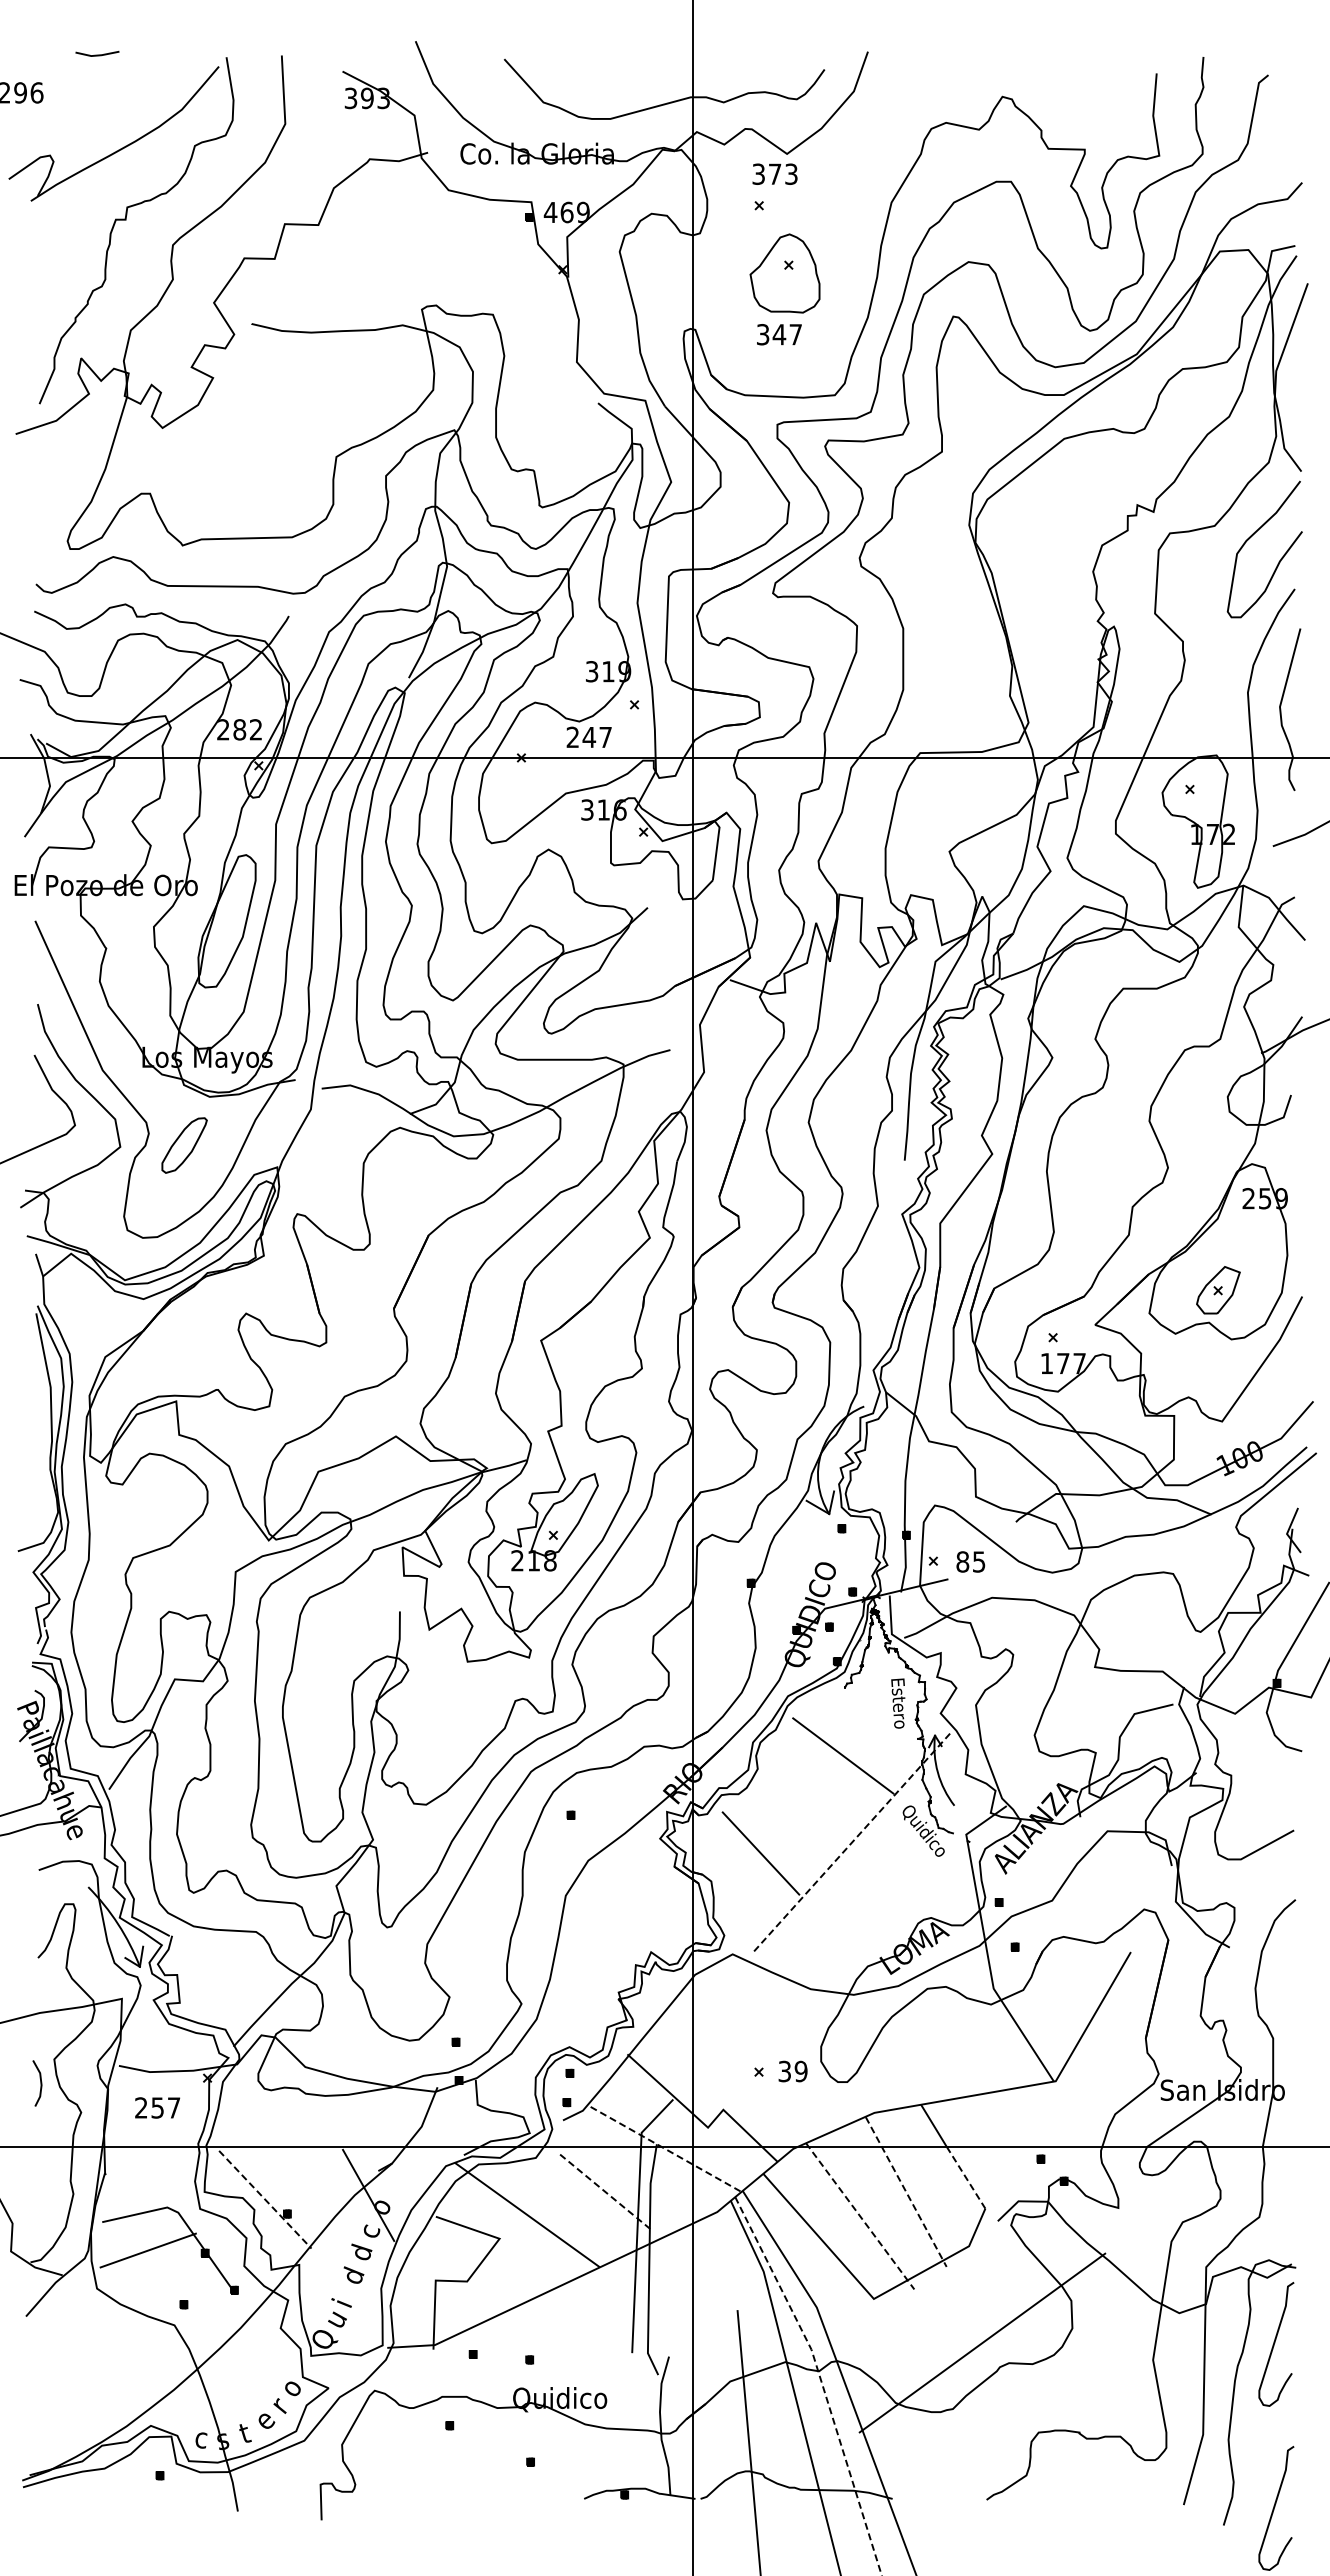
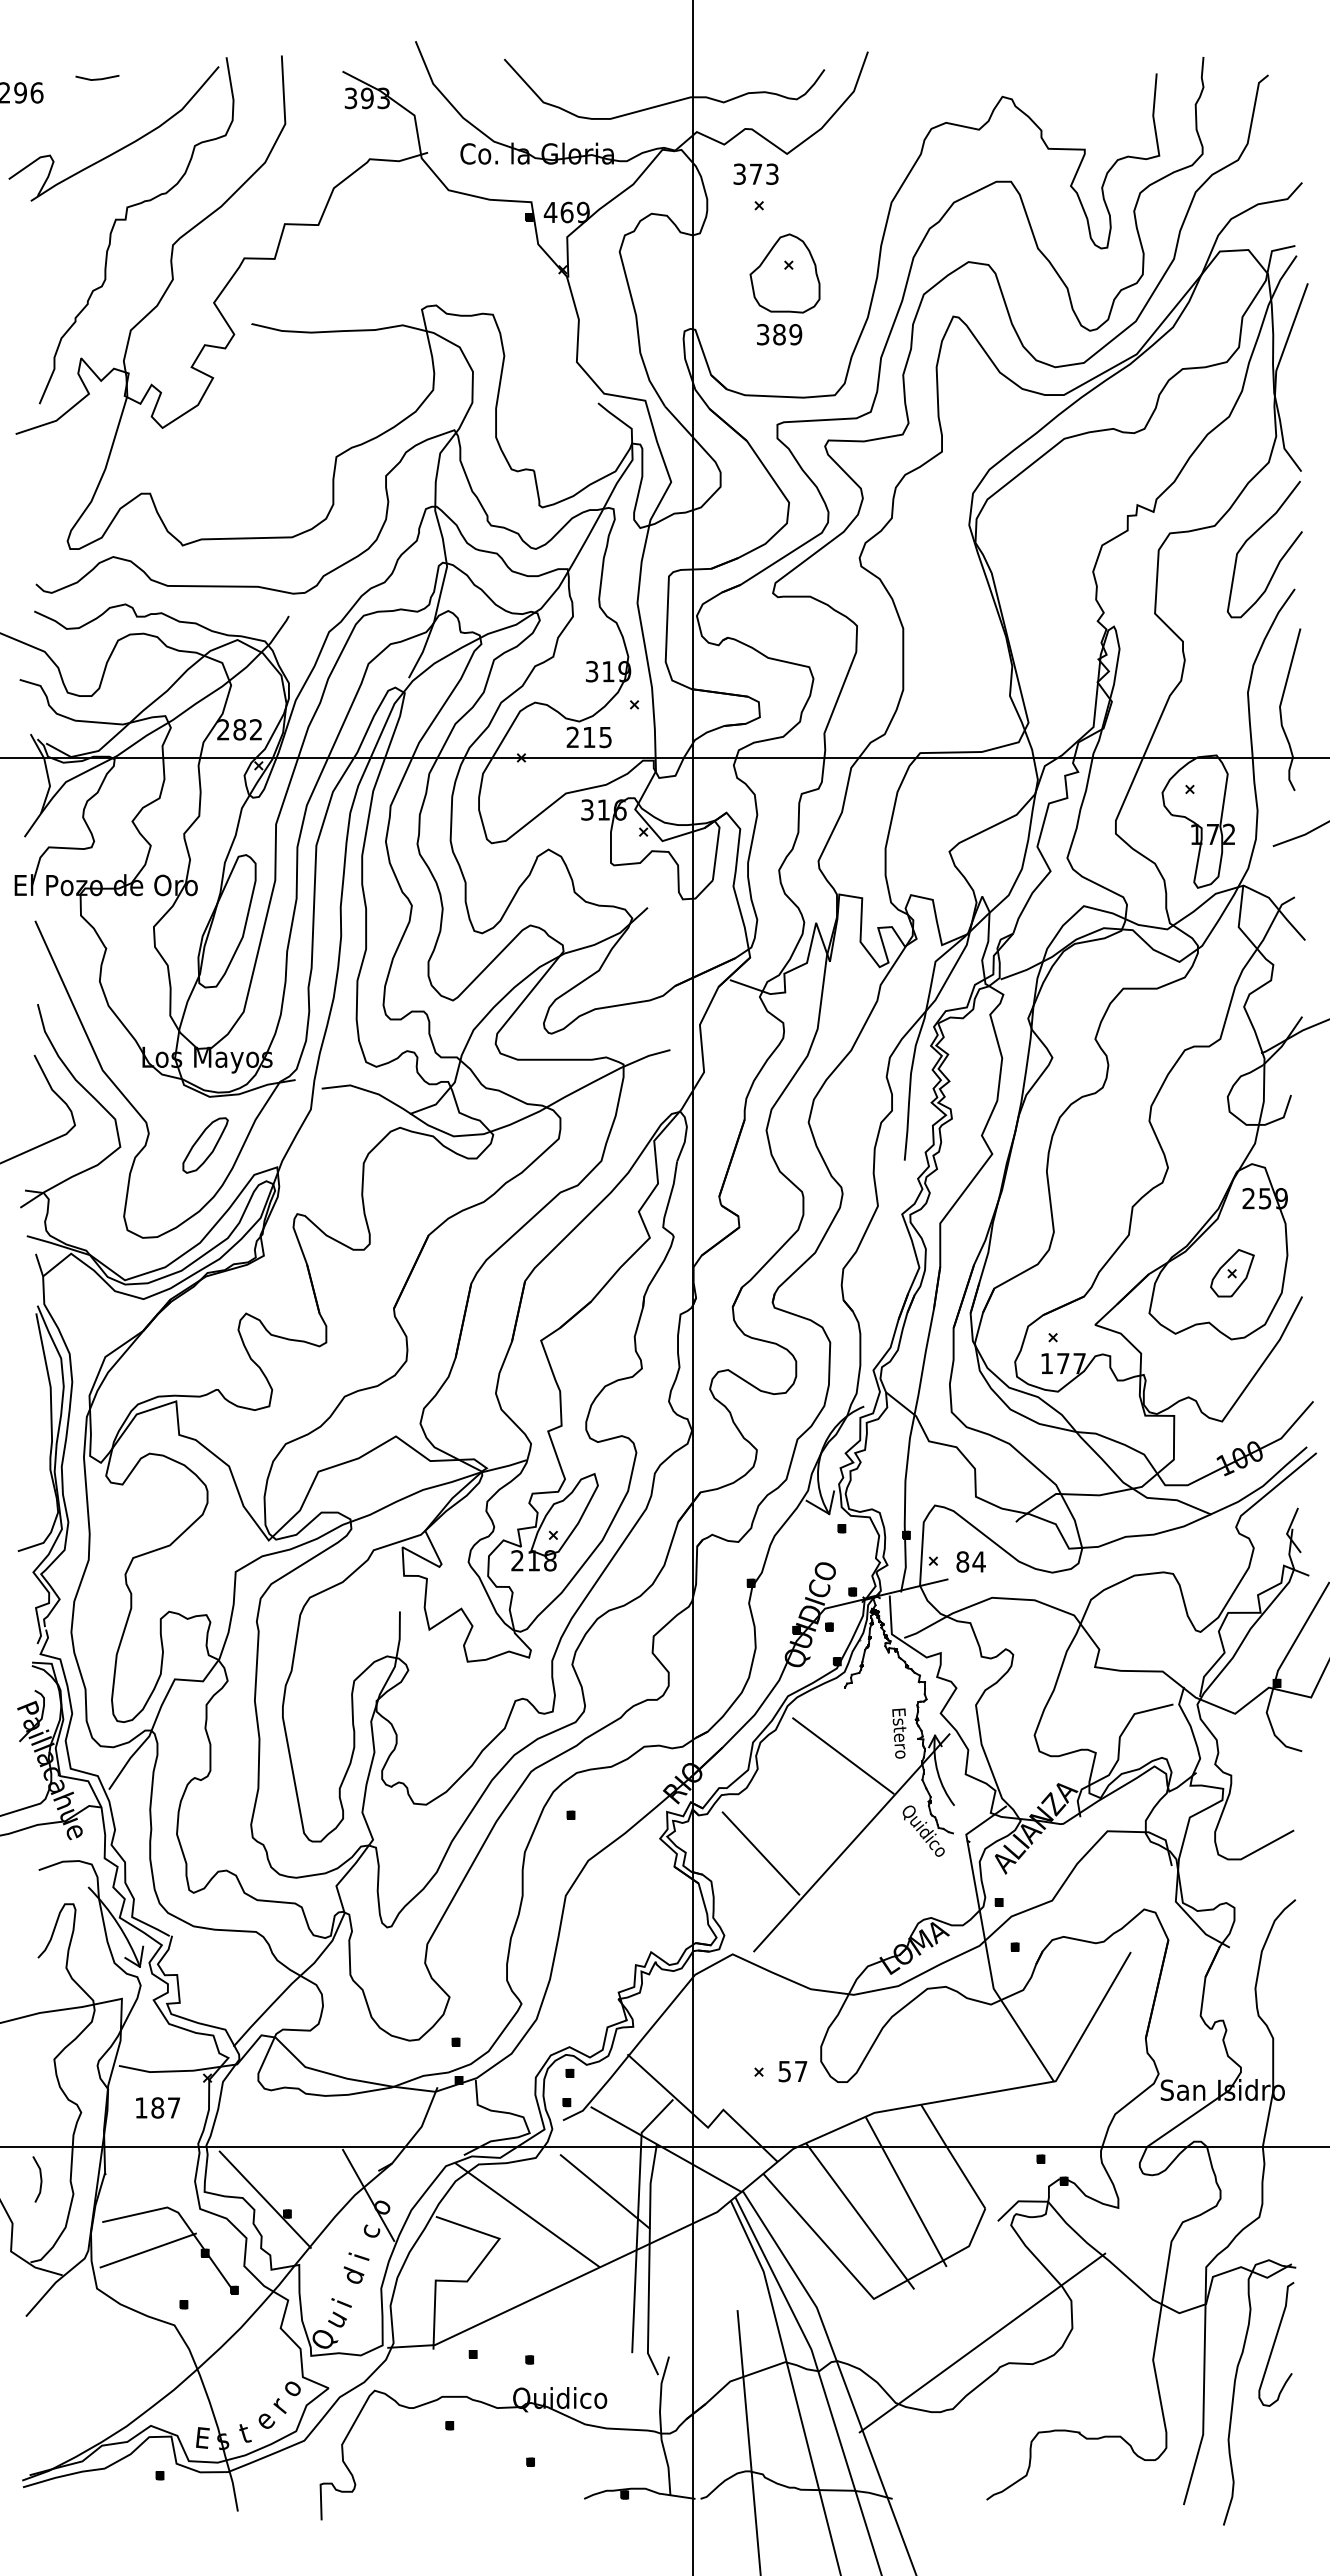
line position: (97, 54) -> (97, 78) (97, 78)
text position: (774, 173) -> (755, 173) (755, 173)
text: 347 -> 389 (787, 334)
text: 247 -> 215 (596, 737)
part position: (184, 1145) -> (205, 1145) (205, 1145)
part position: (1218, 1290) -> (1232, 1273) (1232, 1273)
text: 85 -> 84 (978, 1561)
text position: (898, 1703) -> (899, 1733) (899, 1733)
line: dashed -> solid (851, 1842)
text: 39 -> 57 (793, 2071)
line position: (40, 2083) -> (40, 2179) (40, 2179)
text: 257 -> 187 (149, 2107)
line: dashed -> solid (667, 2149)
line: dashed -> solid (966, 2178)
line: dashed -> solid (605, 2192)
line: dashed -> solid (906, 2192)
line: dashed -> solid (265, 2200)
line: dashed -> solid (860, 2216)
text: d -> i (360, 2251)
line: dashed -> solid (821, 2381)
text: c -> E (202, 2437)
curve: present -> none (1275, 2507)
